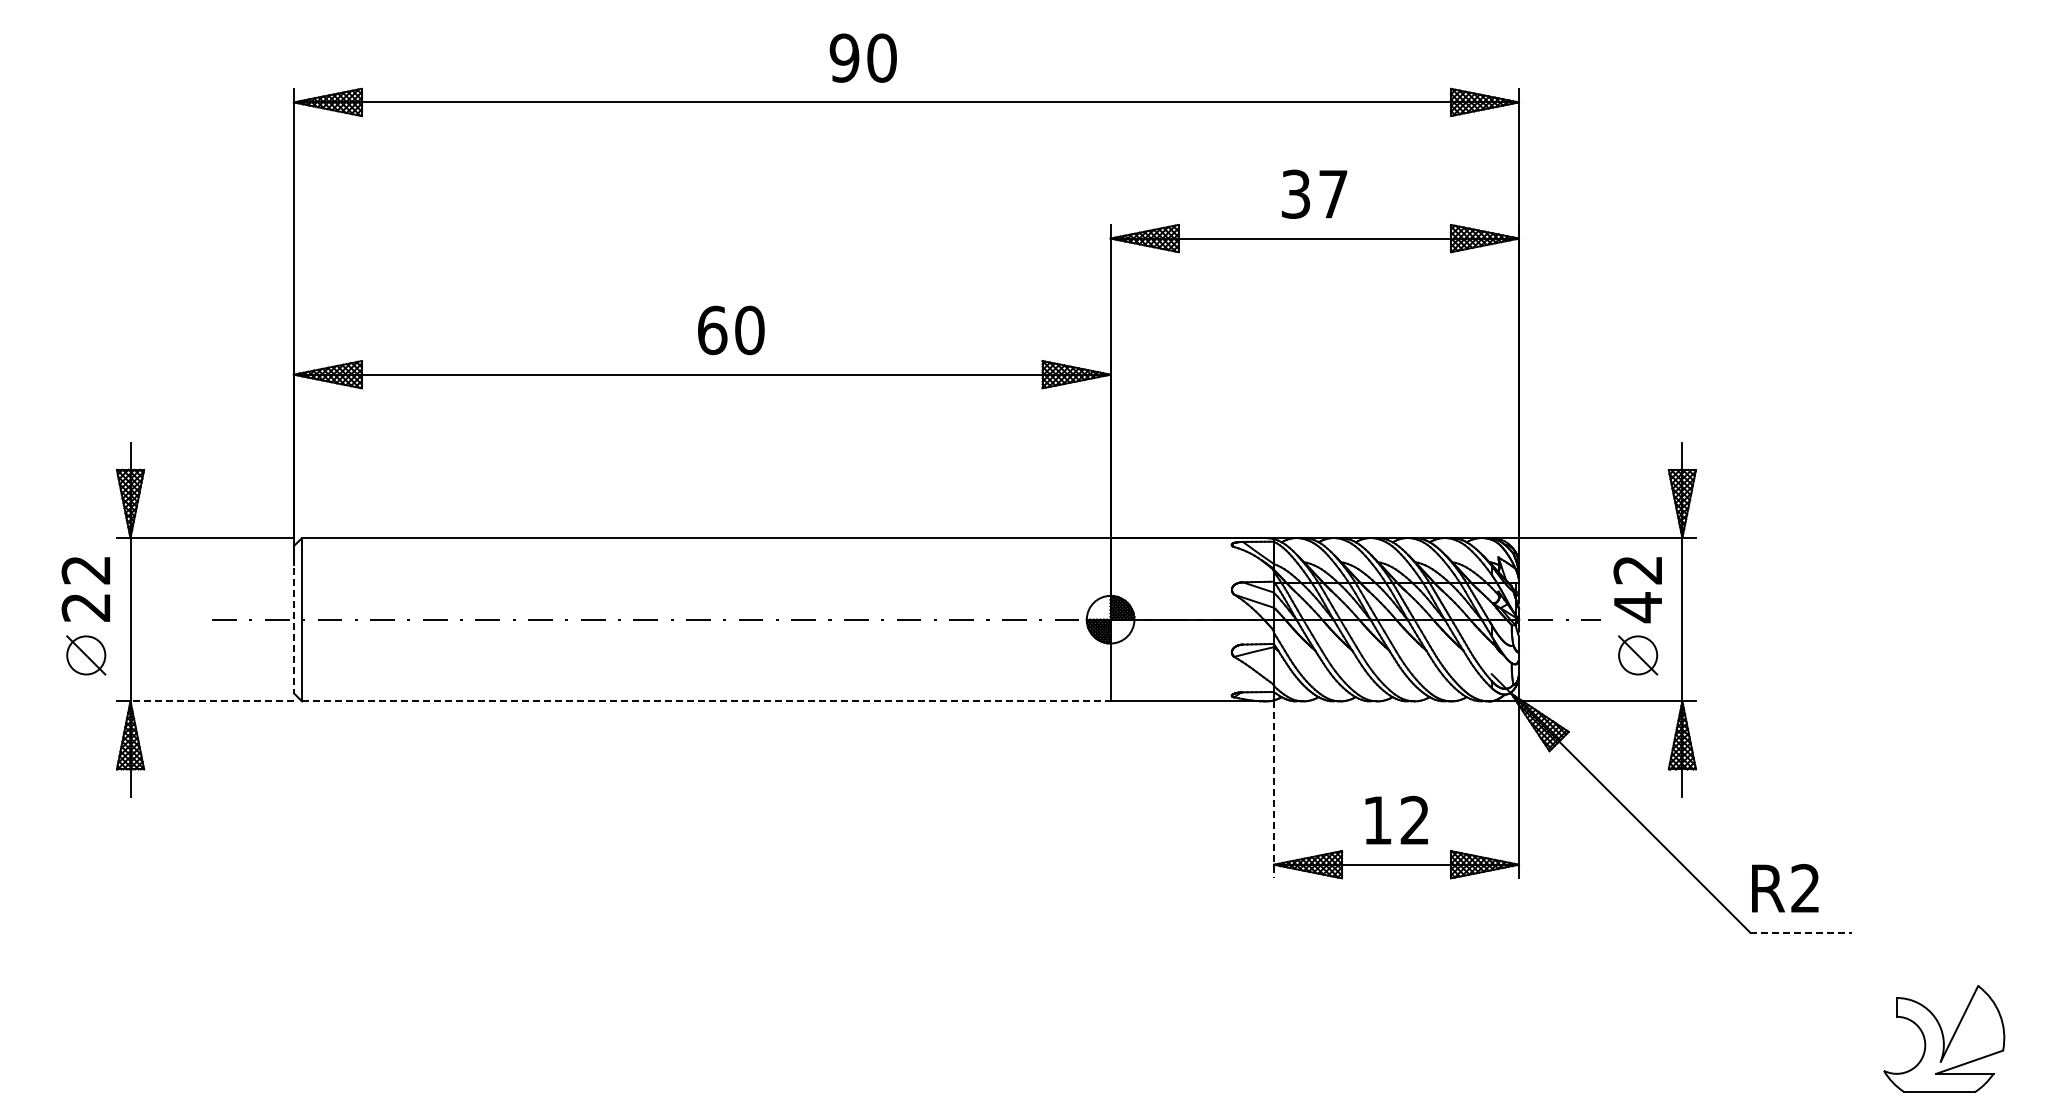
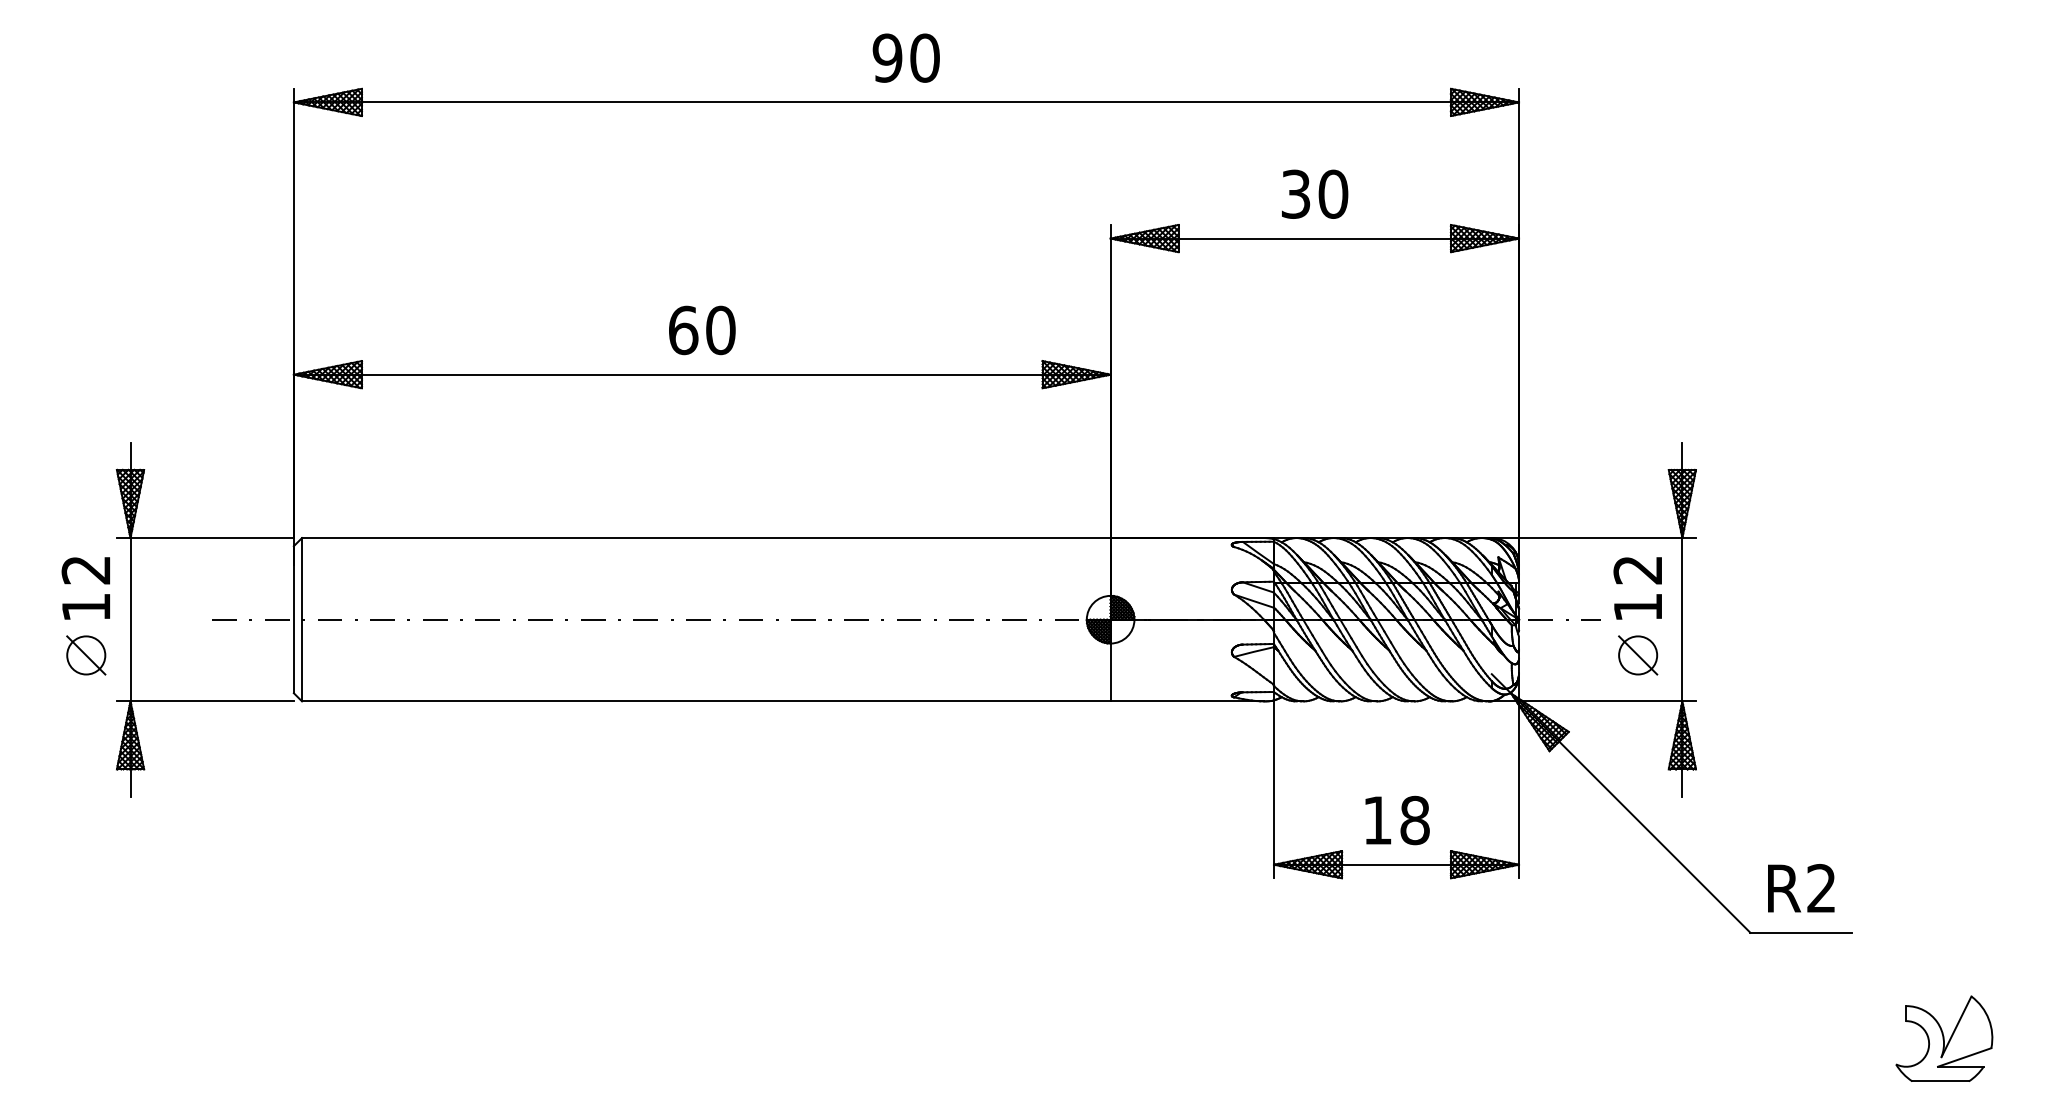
text position: (862, 57) -> (905, 57) (905, 57)
text: 37 -> 30 (1333, 193)
text position: (731, 330) -> (702, 330) (702, 330)
text: 22 -> 12 (85, 607)
text: 42 -> 12 (1637, 607)
line: dashed -> solid (293, 619)
line: dashed -> solid (212, 701)
line: dashed -> solid (706, 701)
line: dashed -> solid (1273, 790)
text: 12 -> 18 (1414, 820)
text position: (1785, 888) -> (1801, 888) (1801, 888)
line: dashed -> solid (1801, 932)
part size: 123x108 px -> 99x87 px (1944, 1038)
